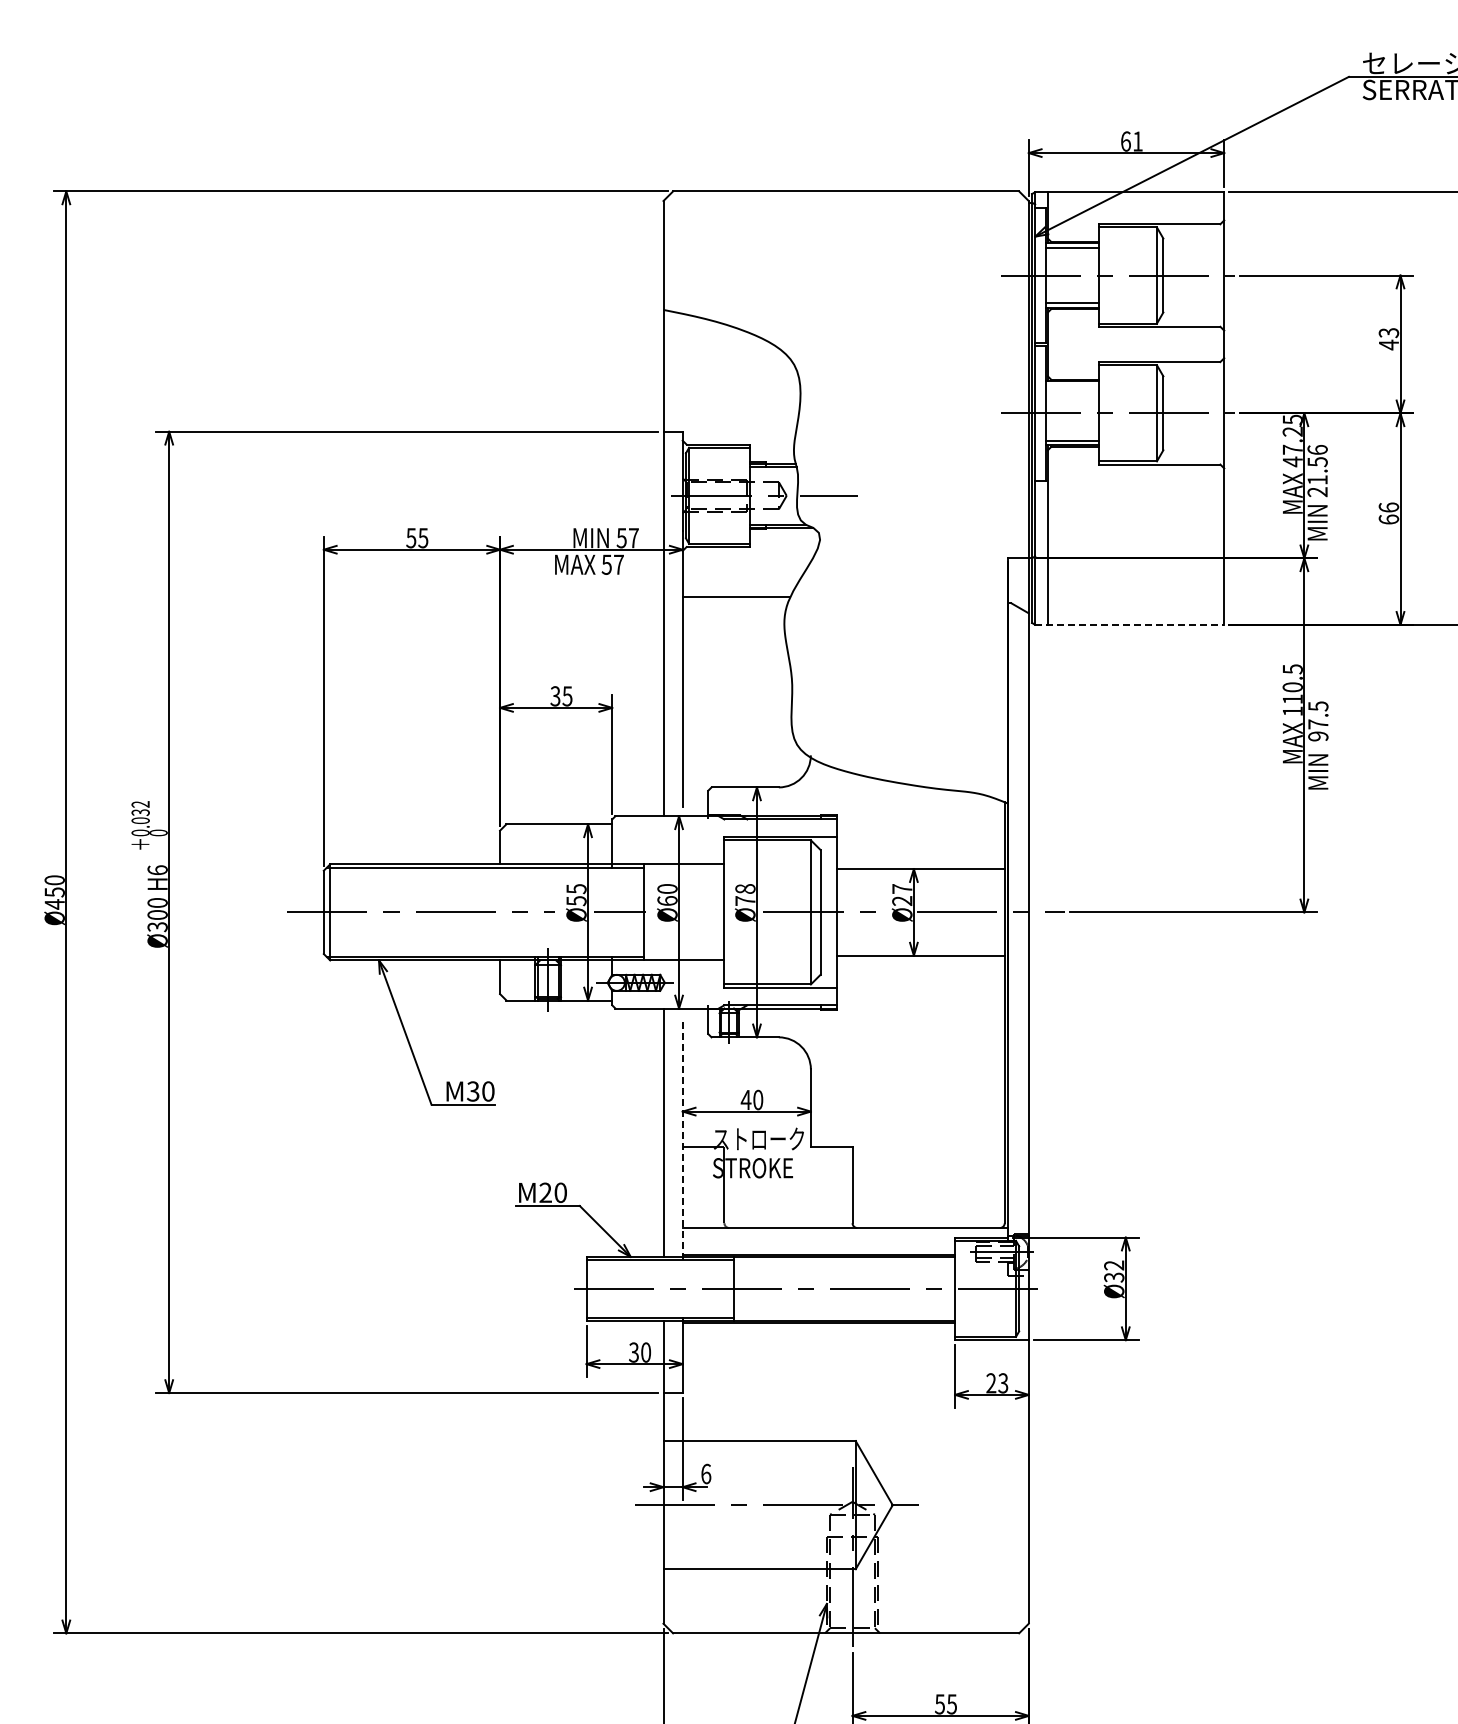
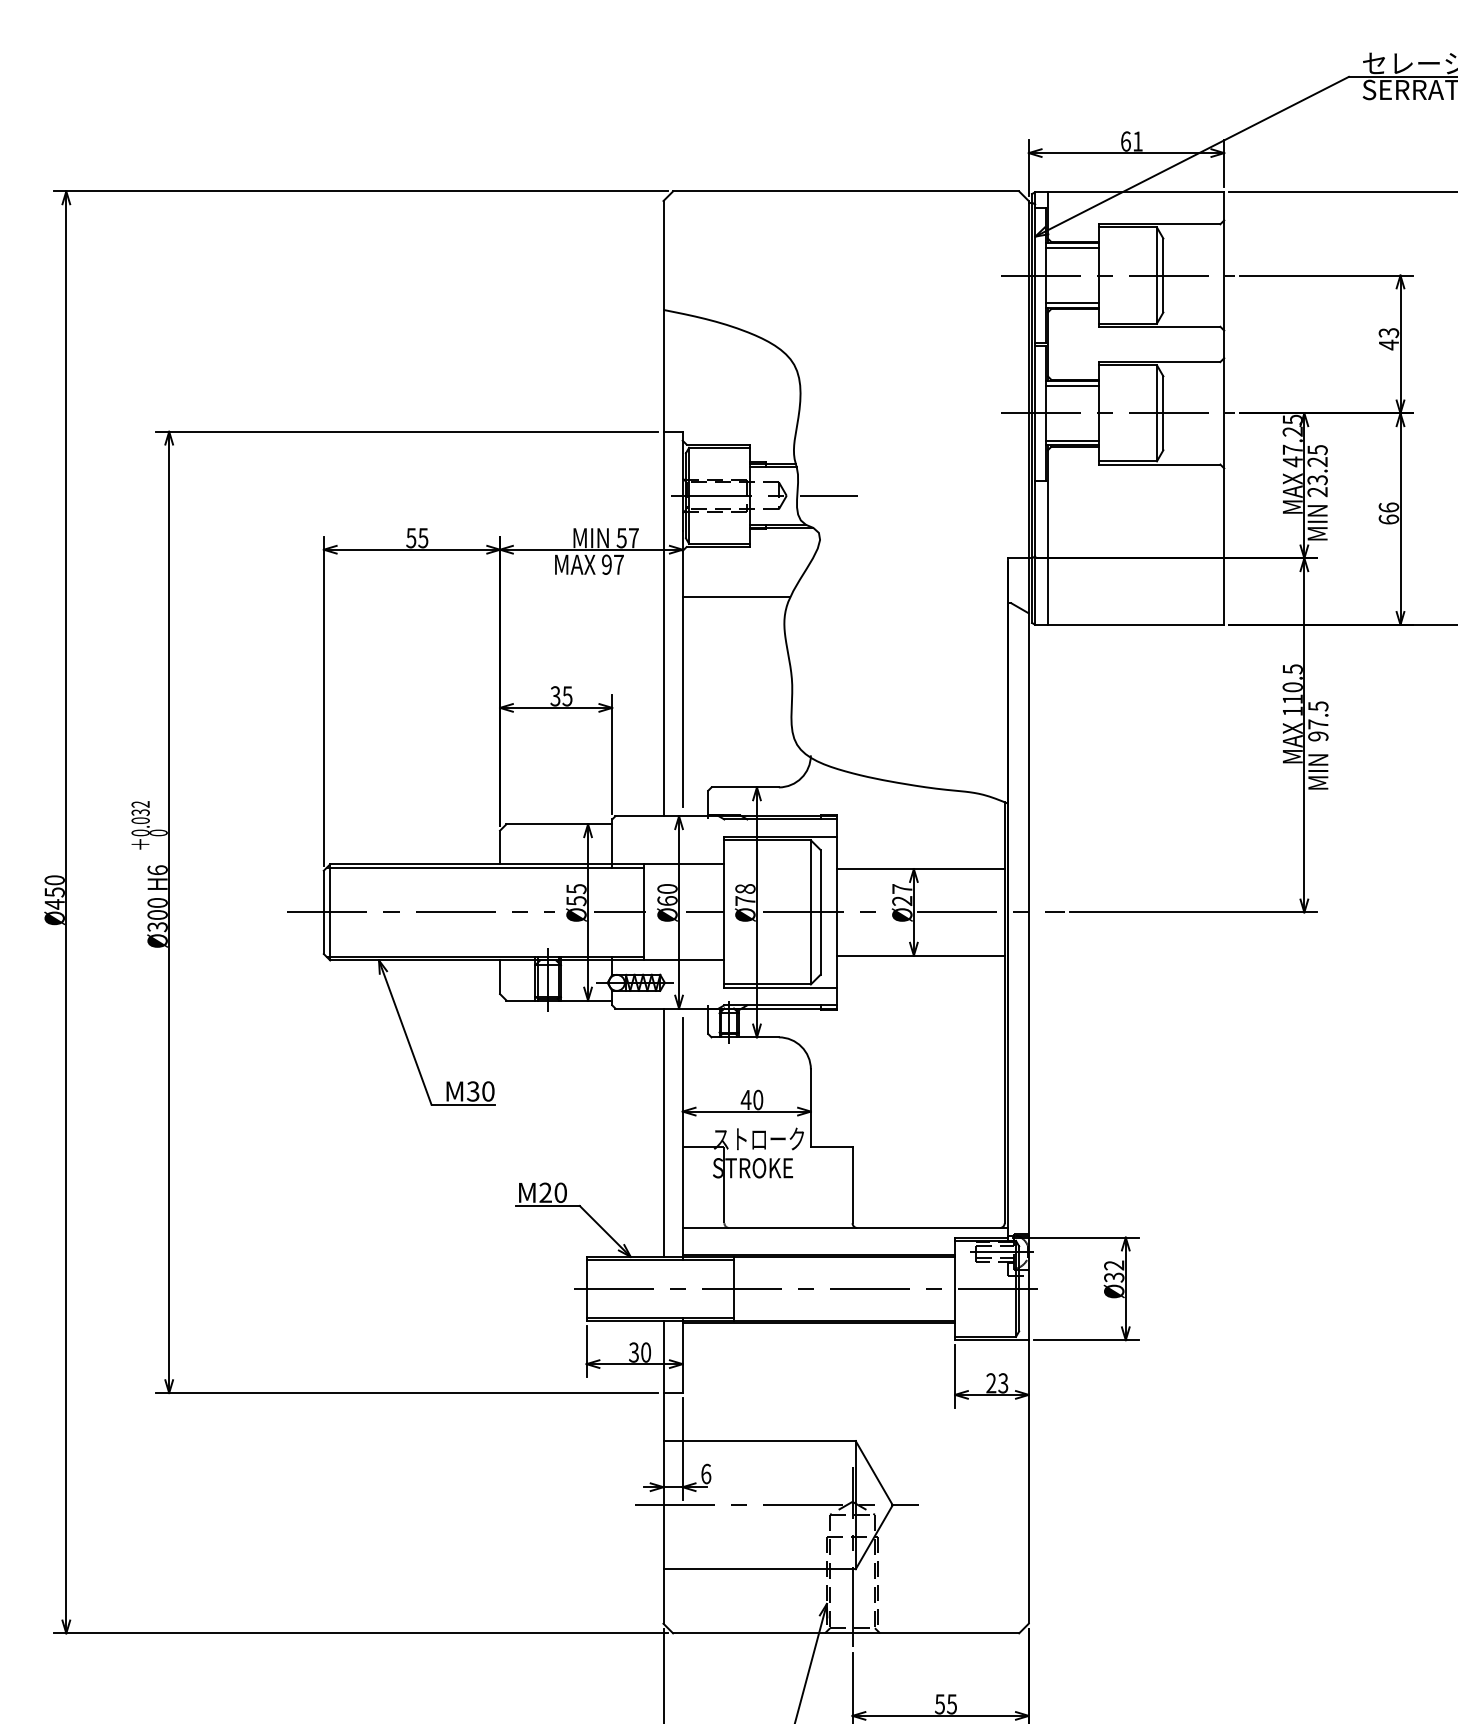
line: none -> present (1072, 385)
text: 21.56 -> 23.25 (1317, 465)
text: 57 -> 97 (606, 564)
line: dashed -> solid (1129, 624)
line: none -> present (704, 912)
line: dashed -> solid (682, 1139)
